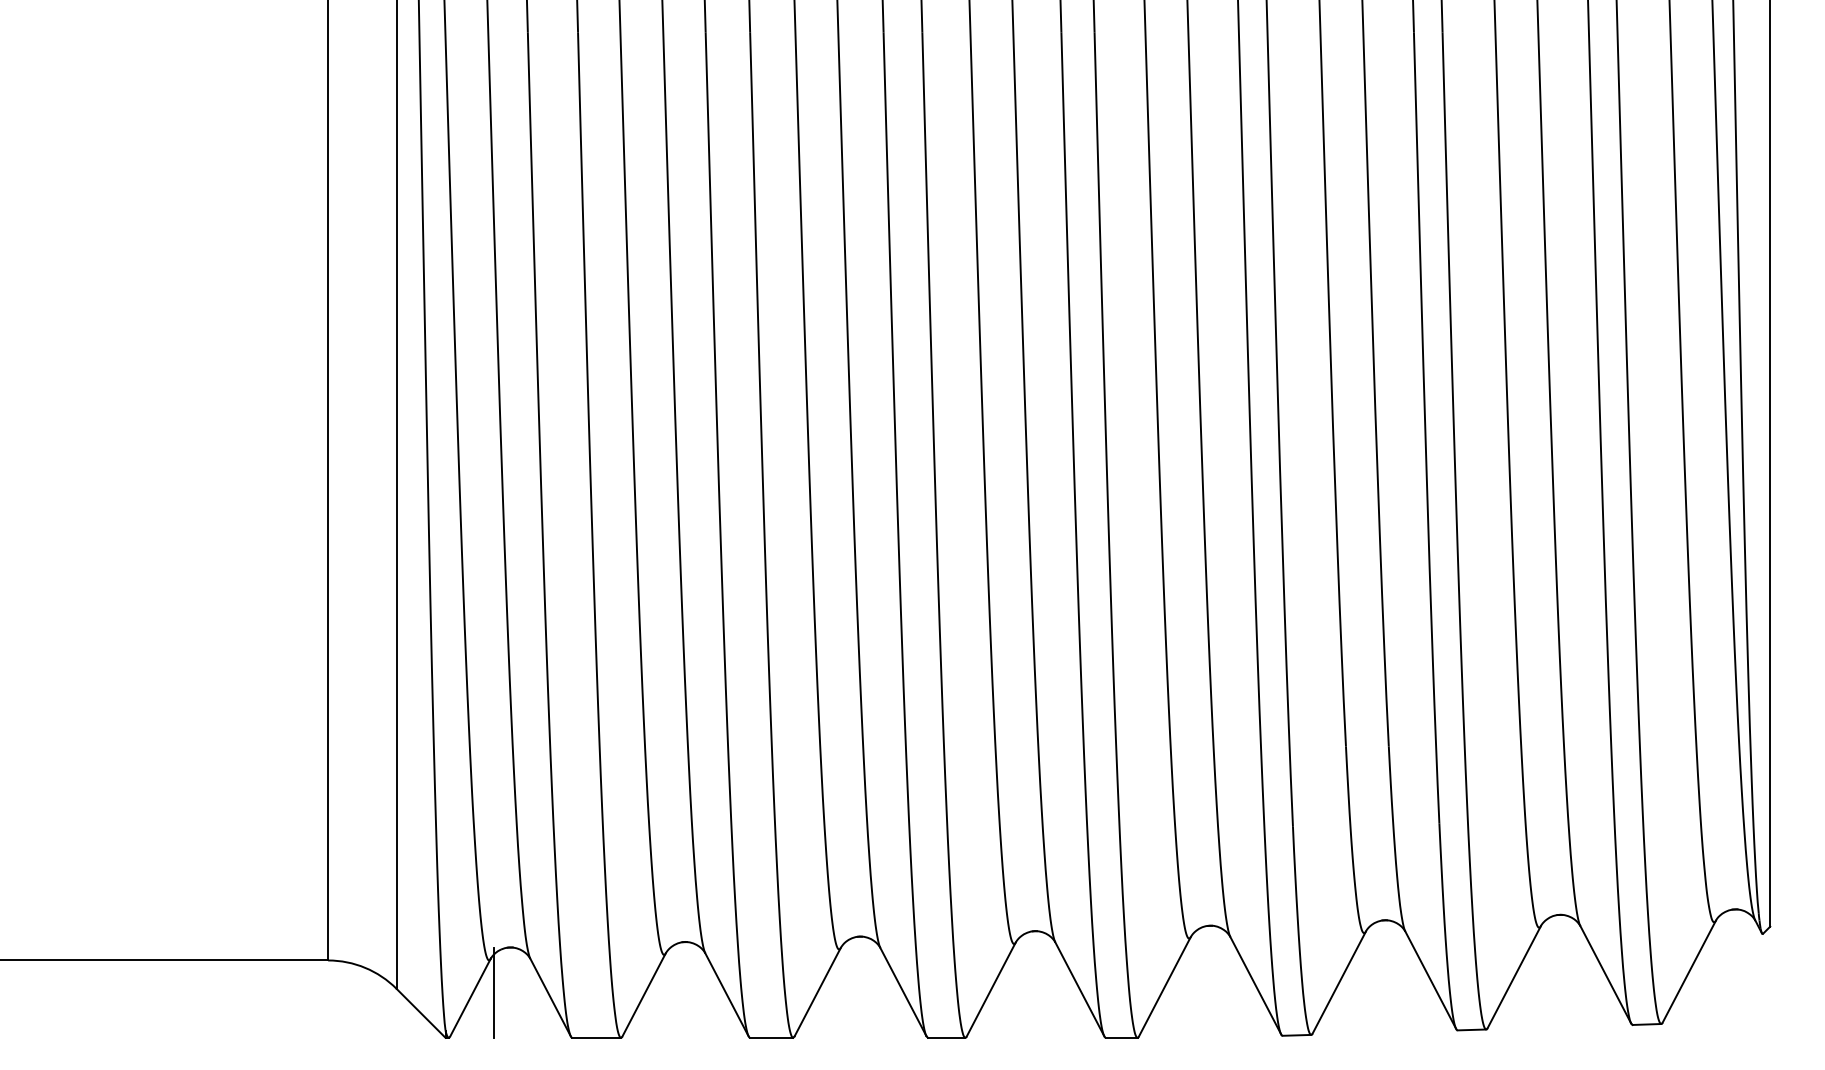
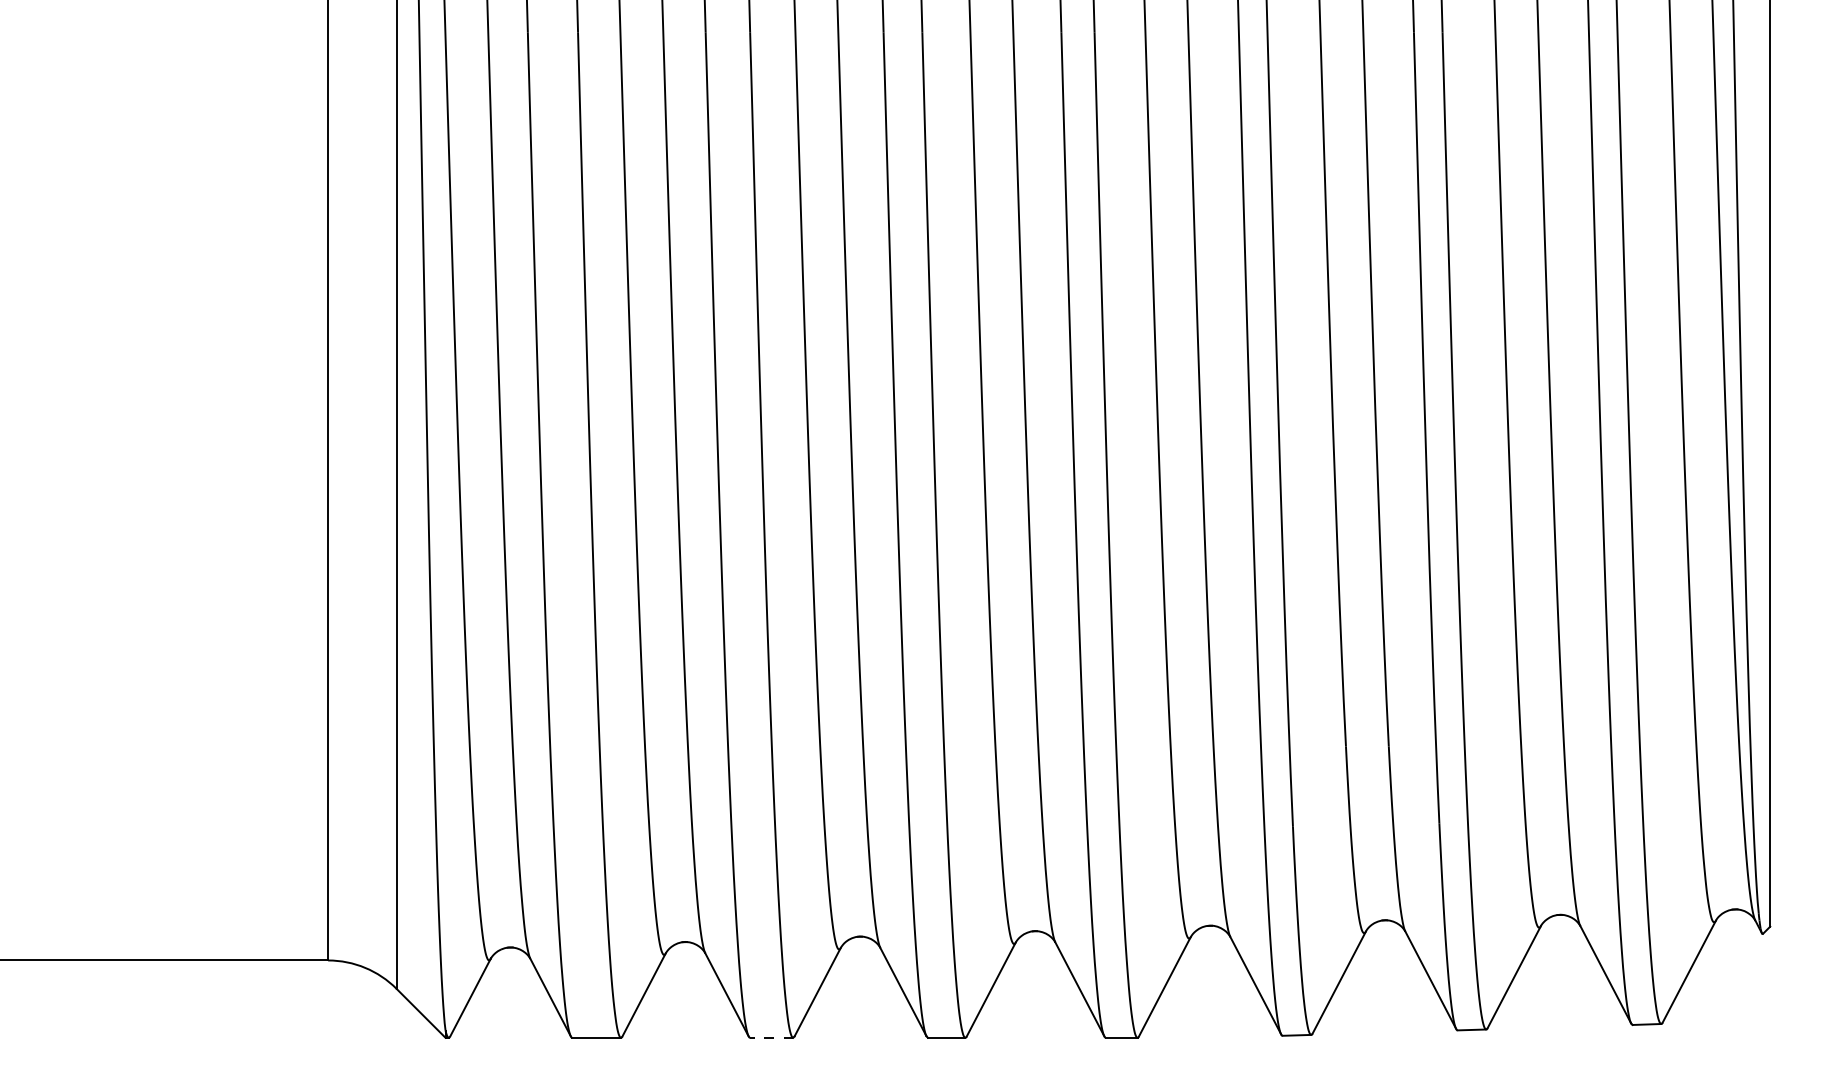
line: present -> none (493, 992)
line: solid -> dashed (771, 1037)
